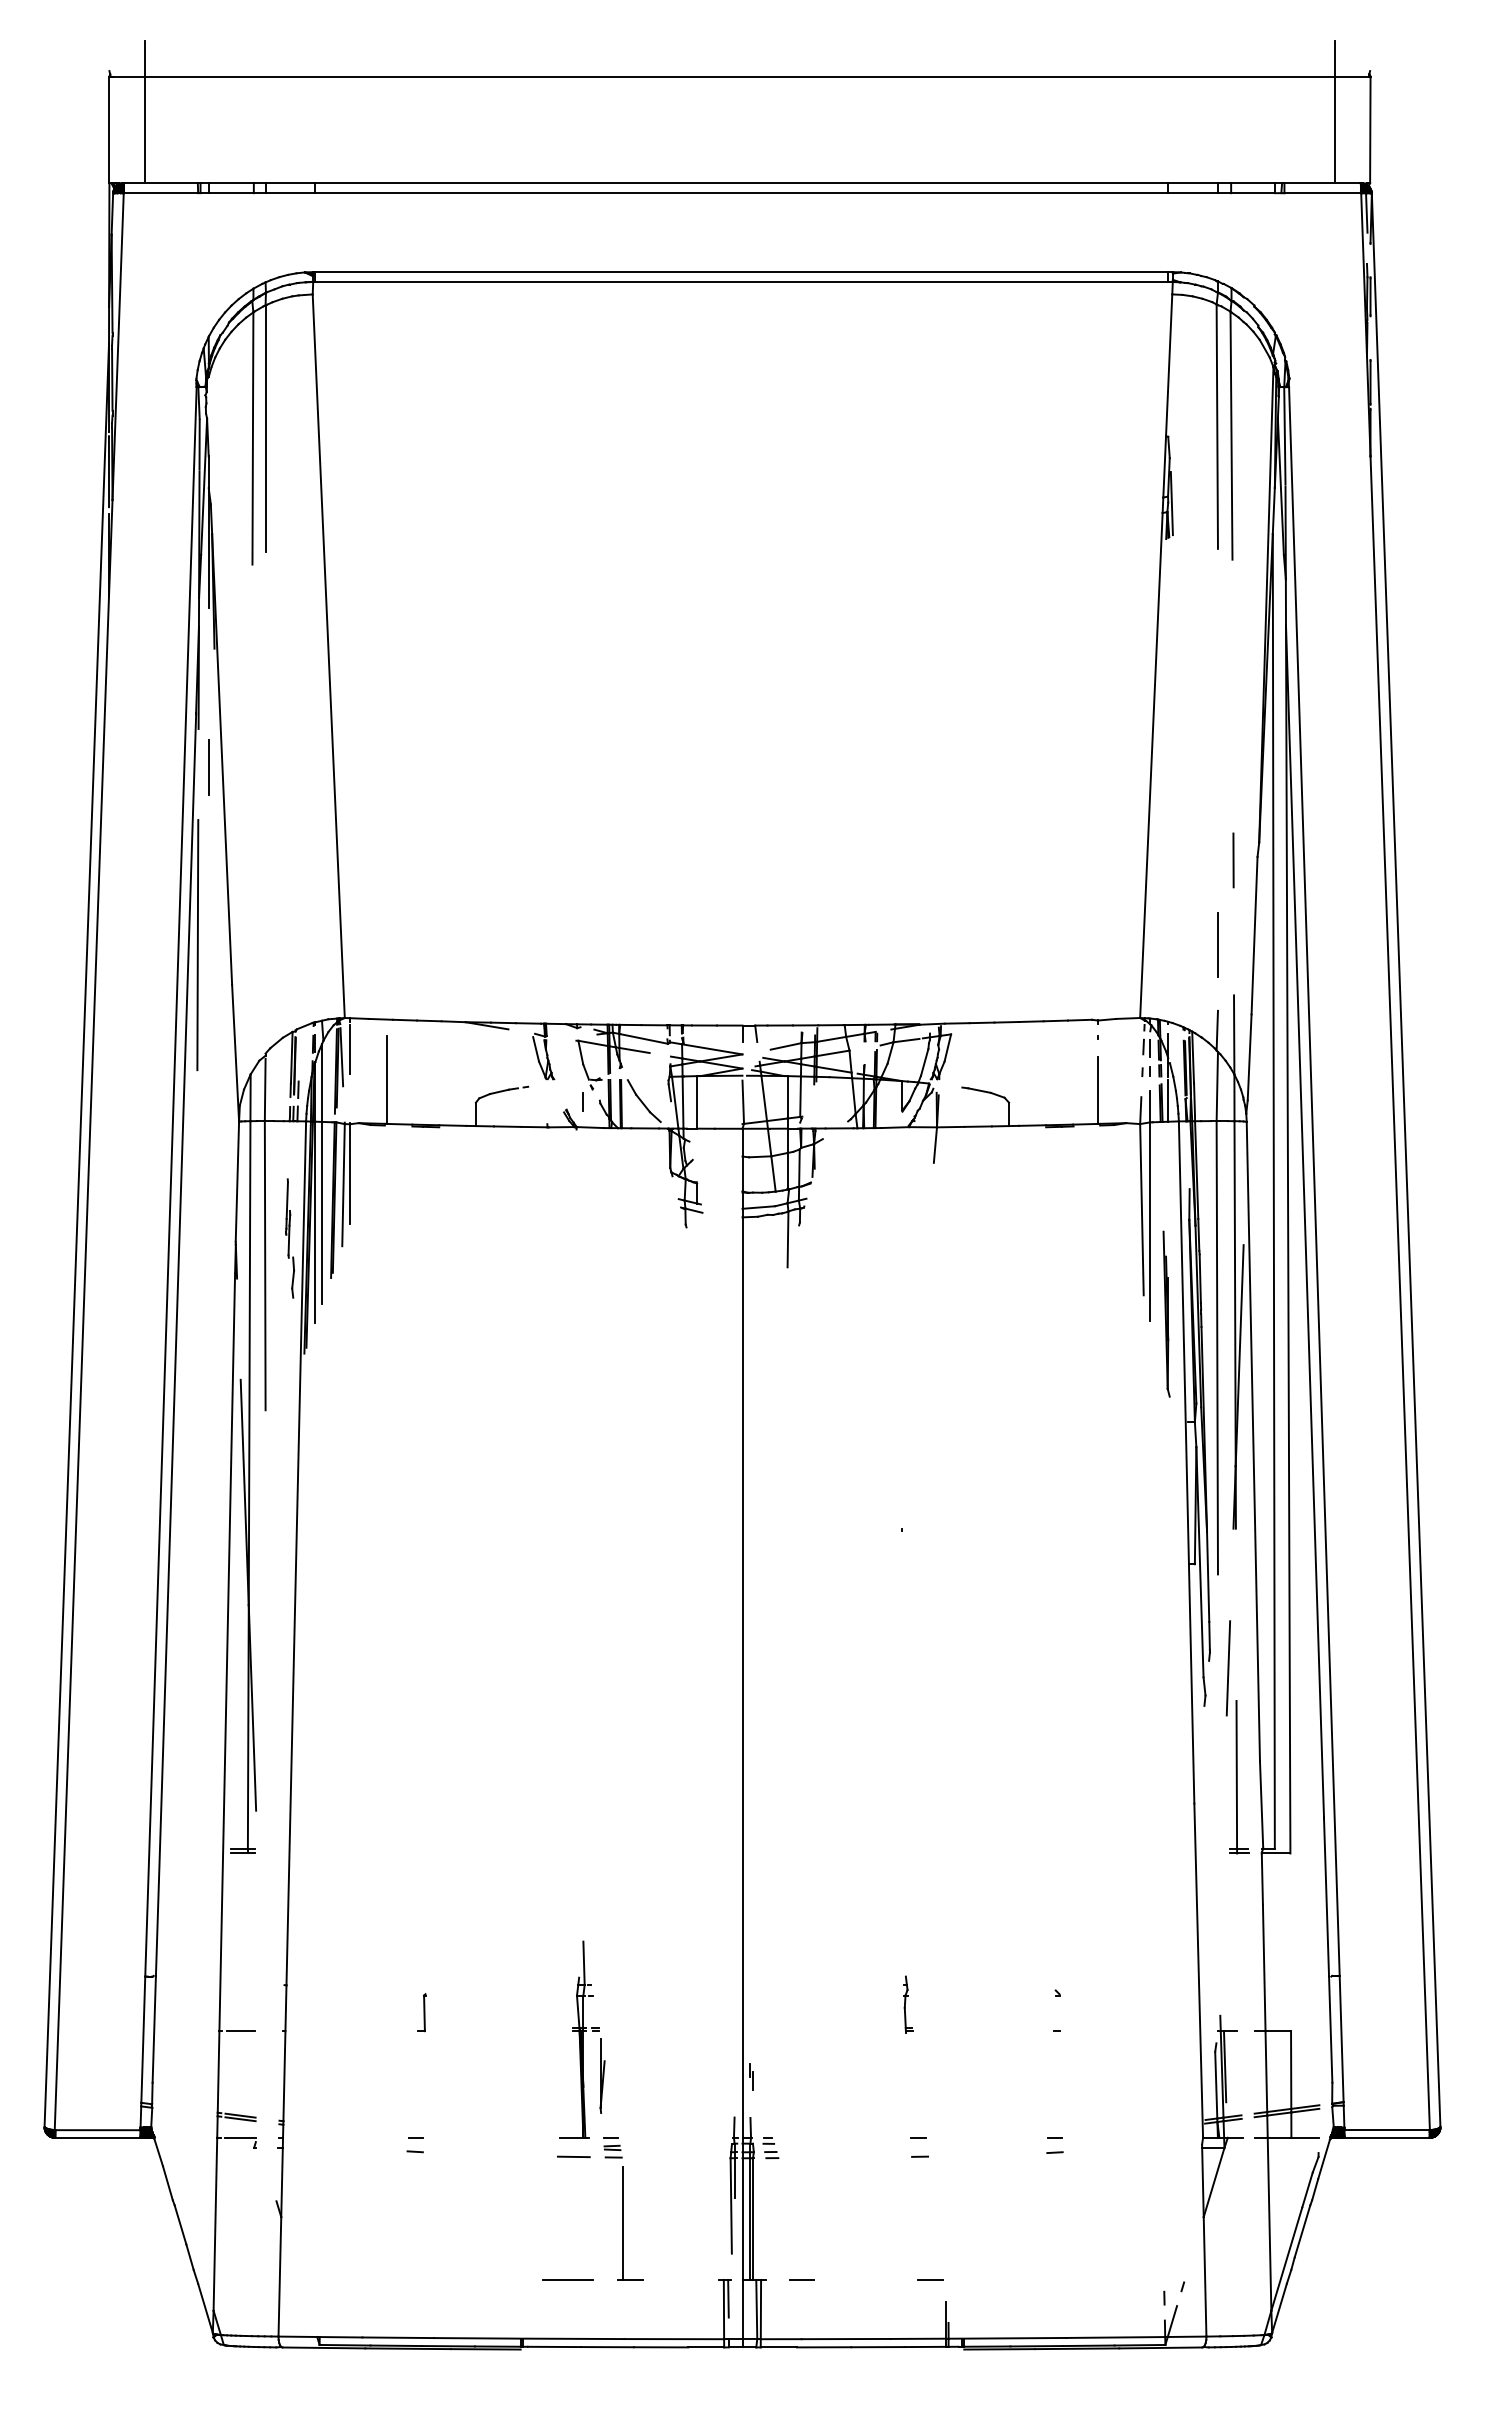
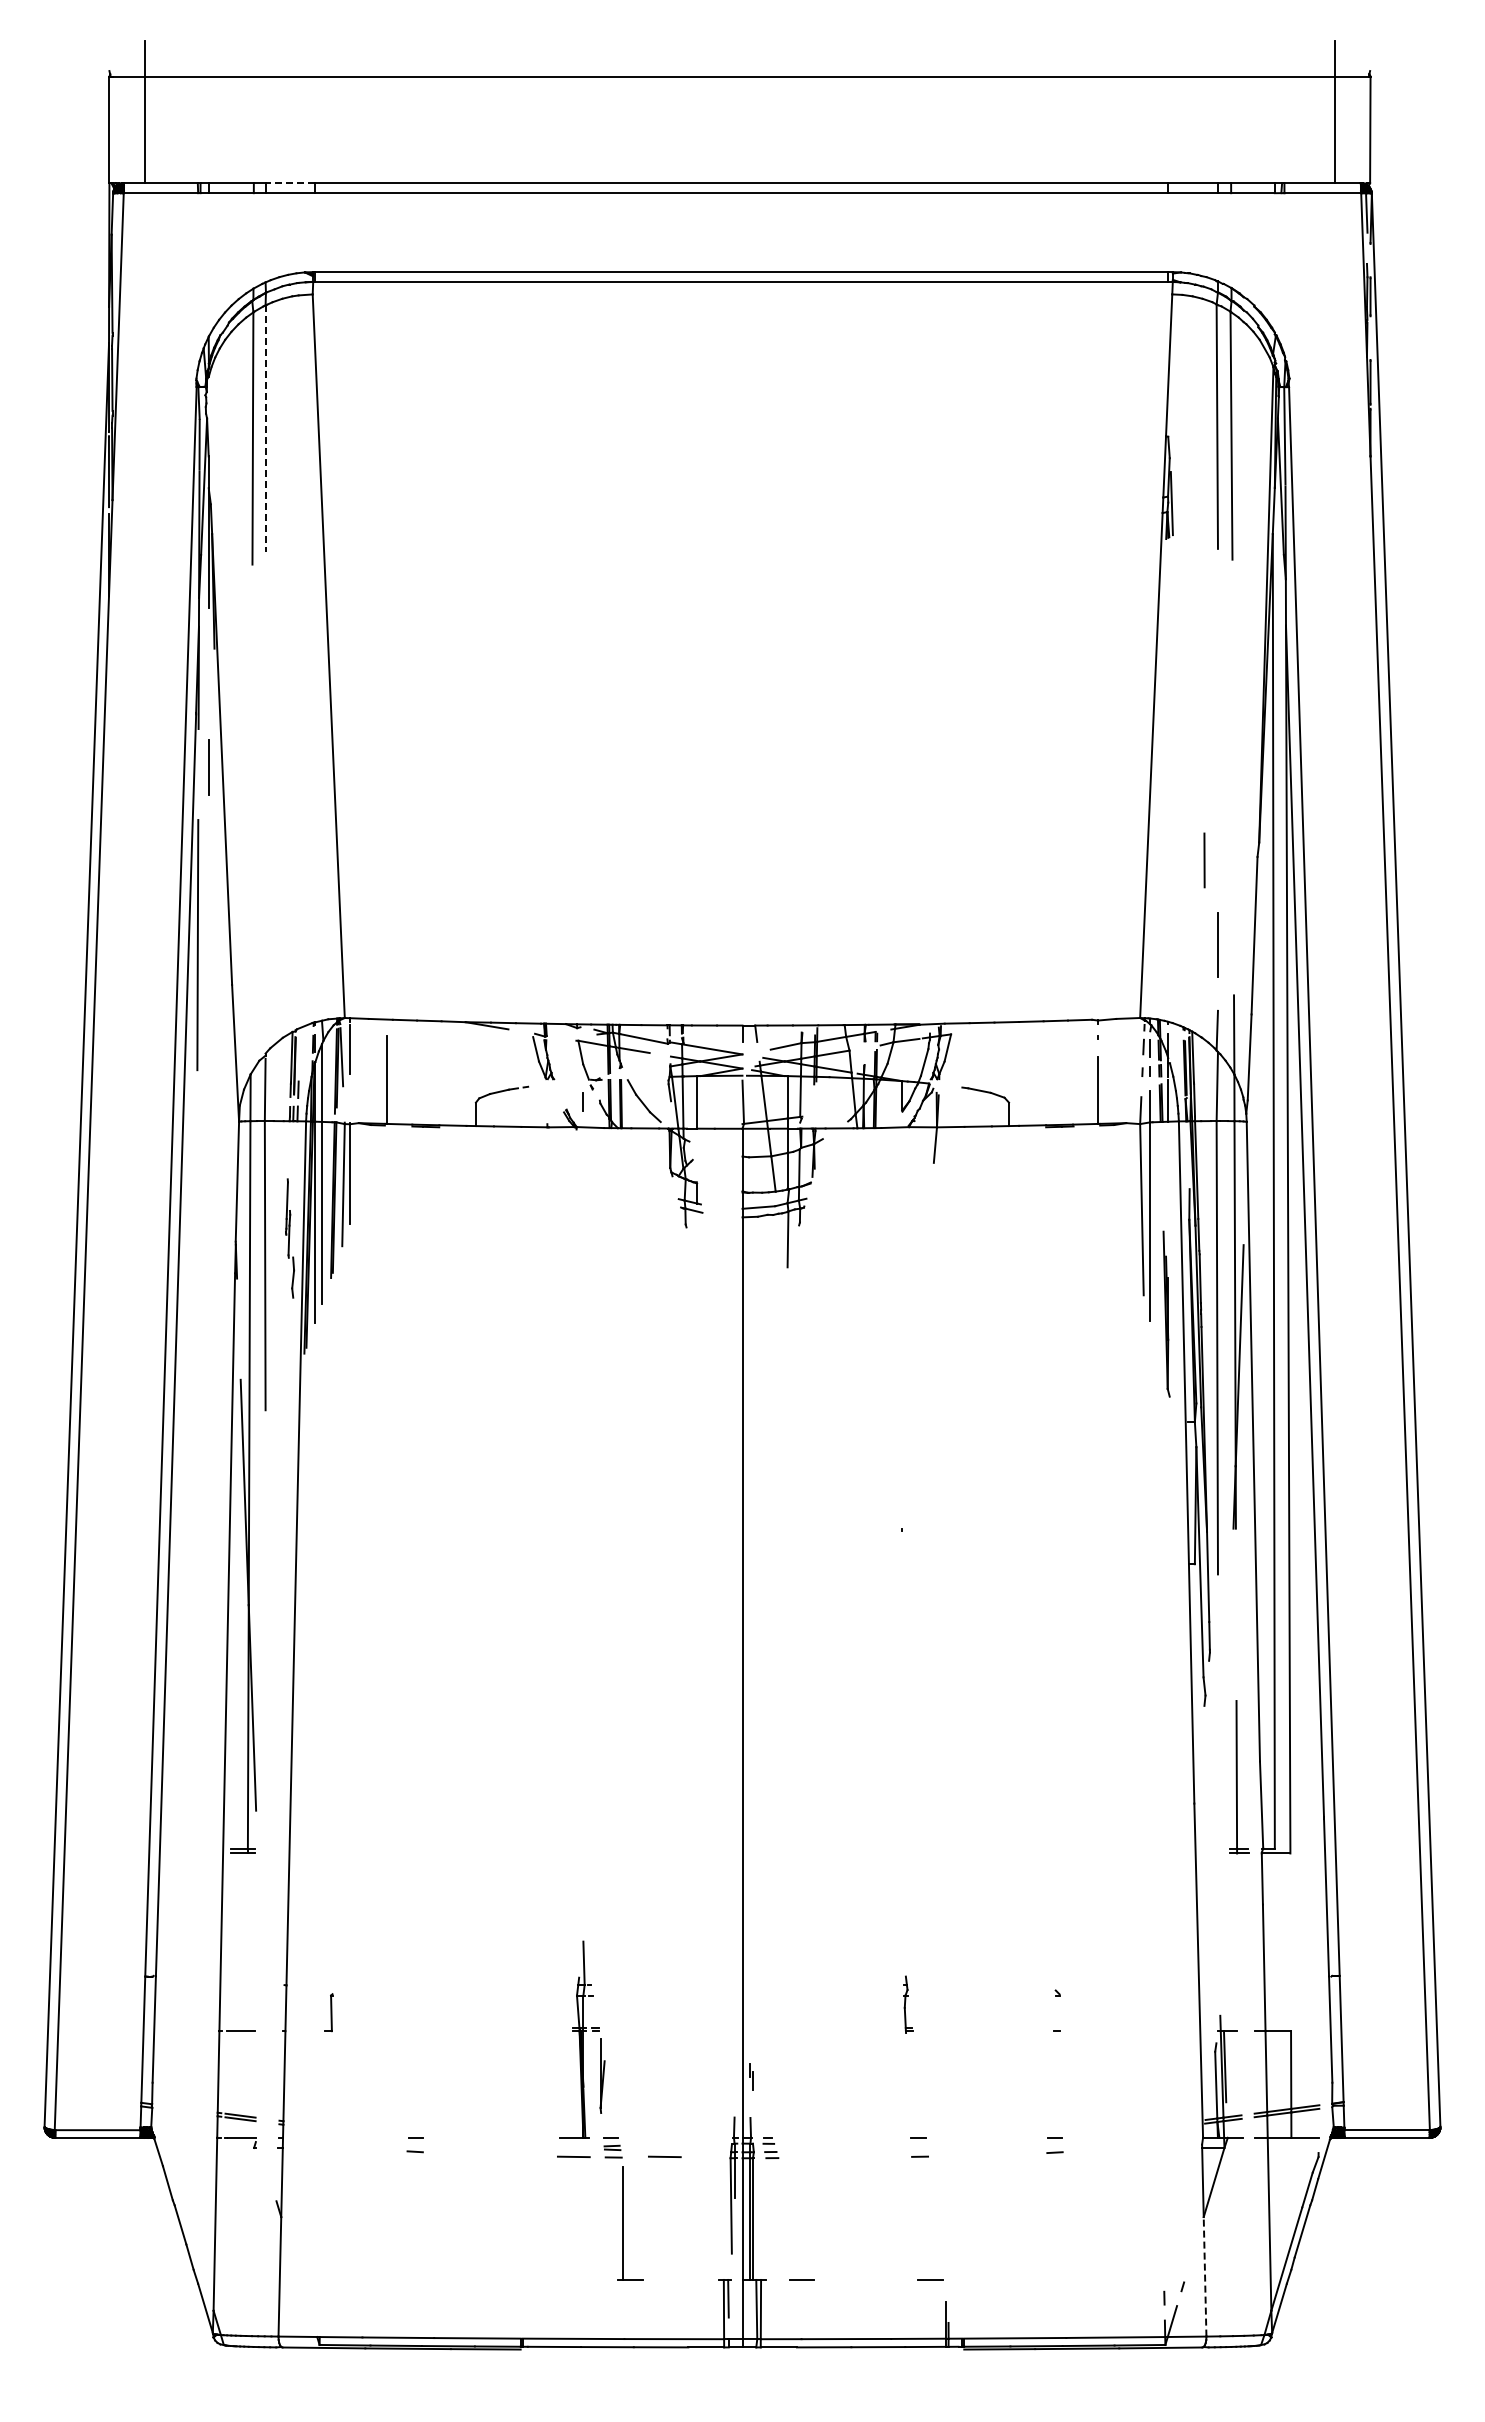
line: solid -> dashed (290, 183)
line: solid -> dashed (265, 429)
line position: (1233, 860) -> (1204, 860) (1204, 860)
line: present -> none (1228, 1668)
part position: (421, 2012) -> (328, 2012) (328, 2012)
line: none -> present (664, 2156)
line: solid -> dashed (1205, 2276)
line: present -> none (567, 2279)
